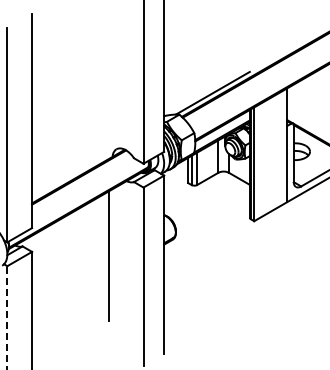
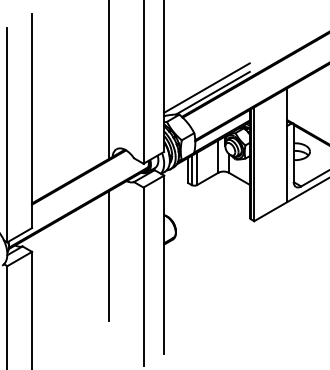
line: none -> present (108, 80)
line: none -> present (206, 87)
line: dashed -> solid (7, 318)
